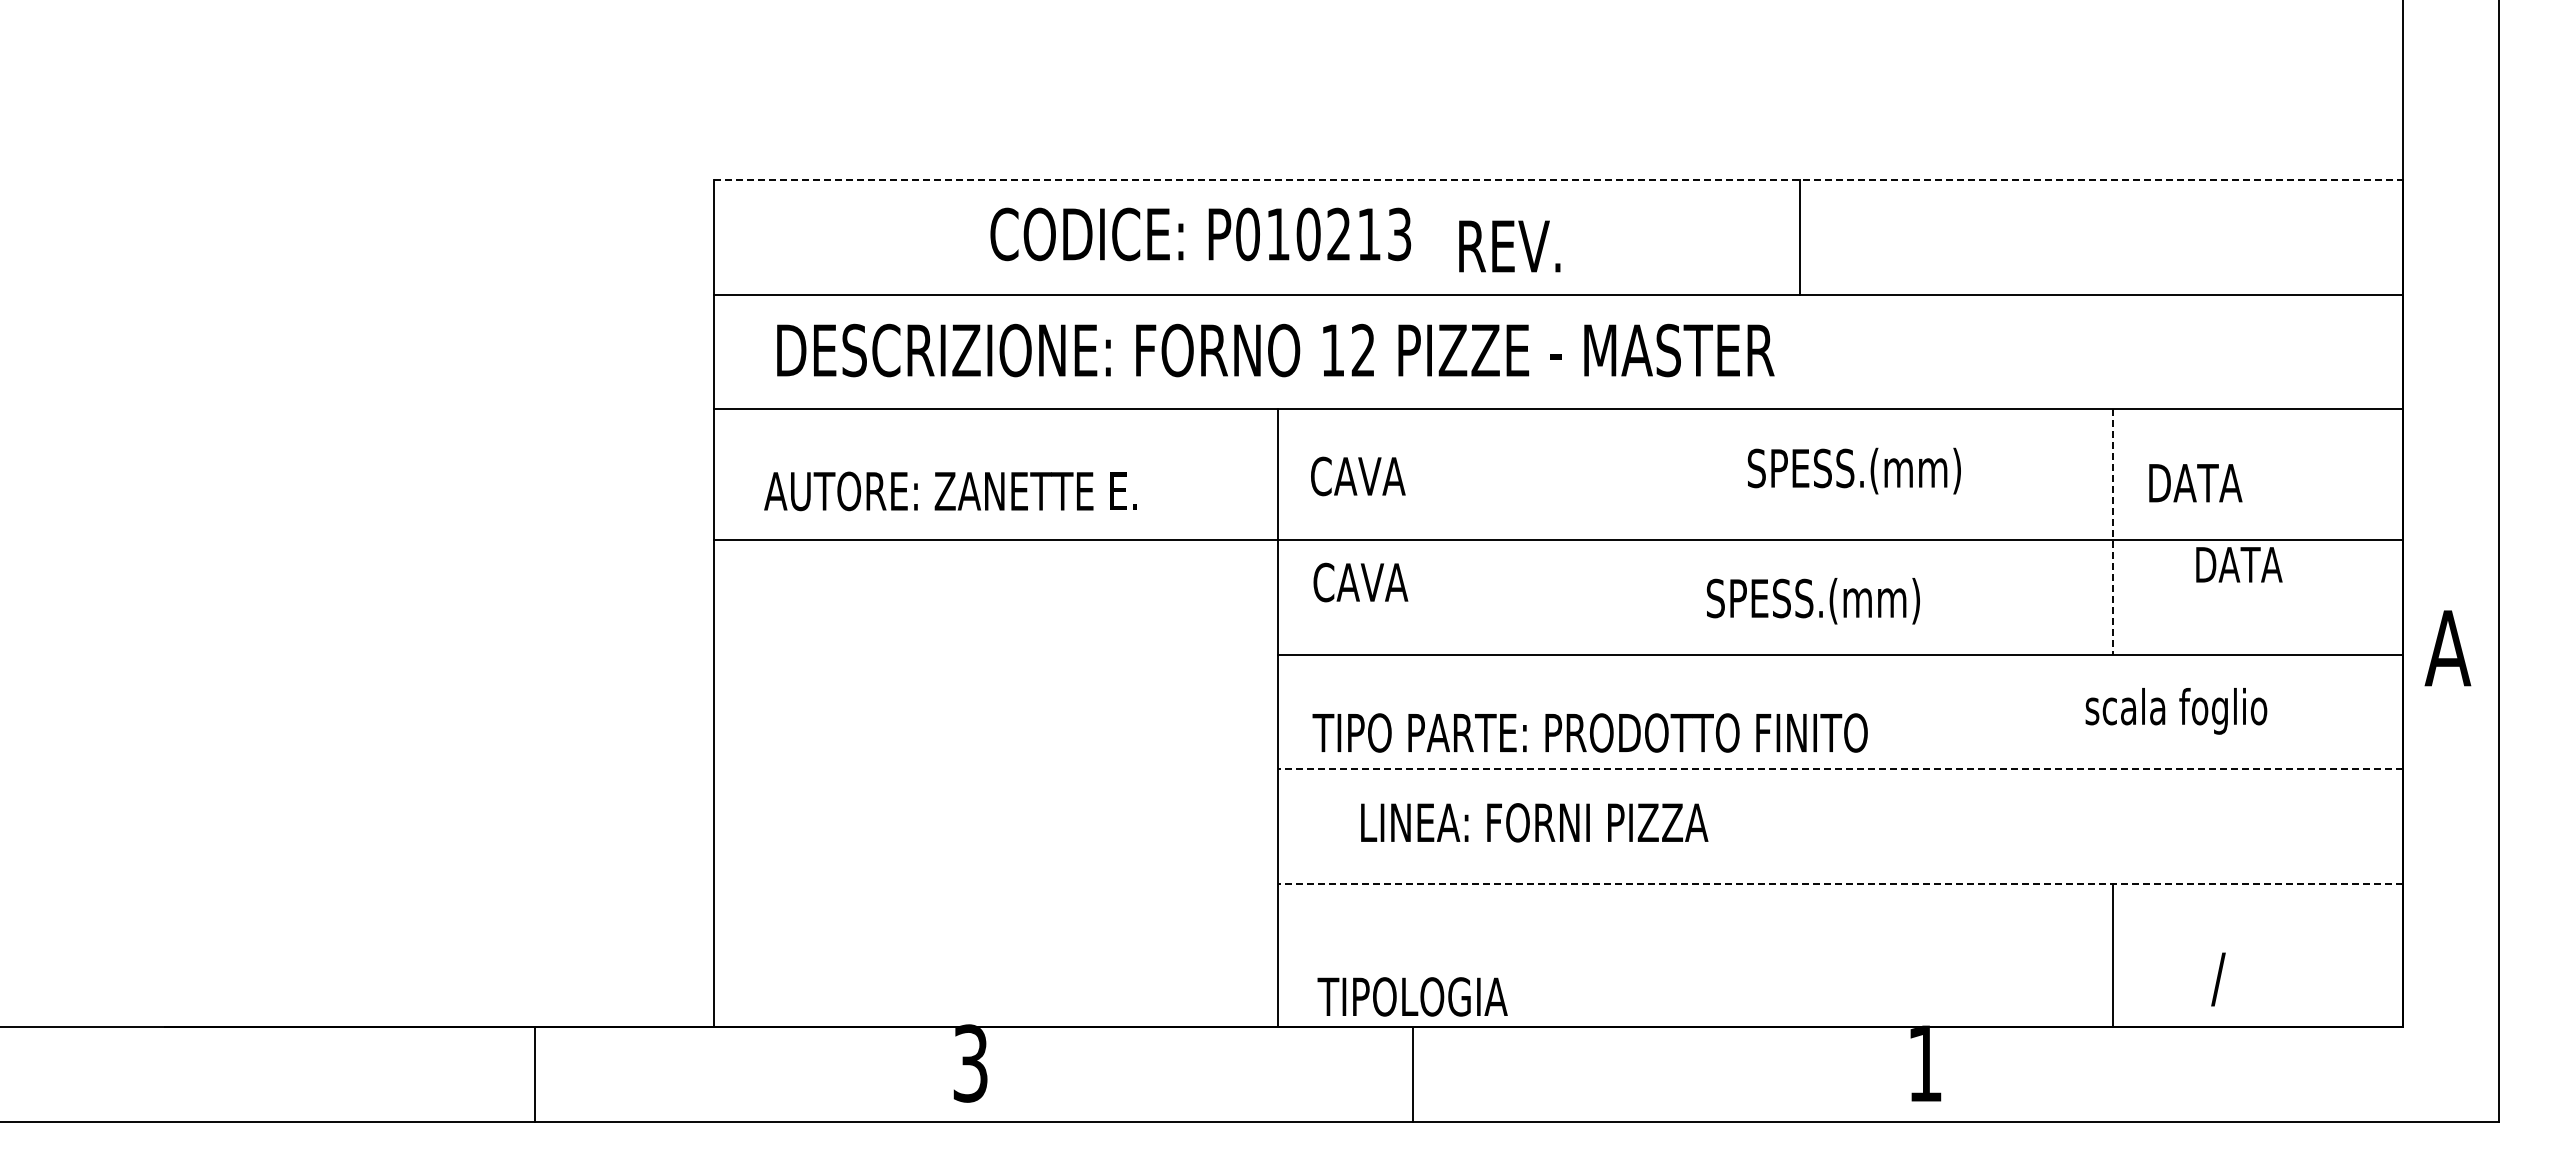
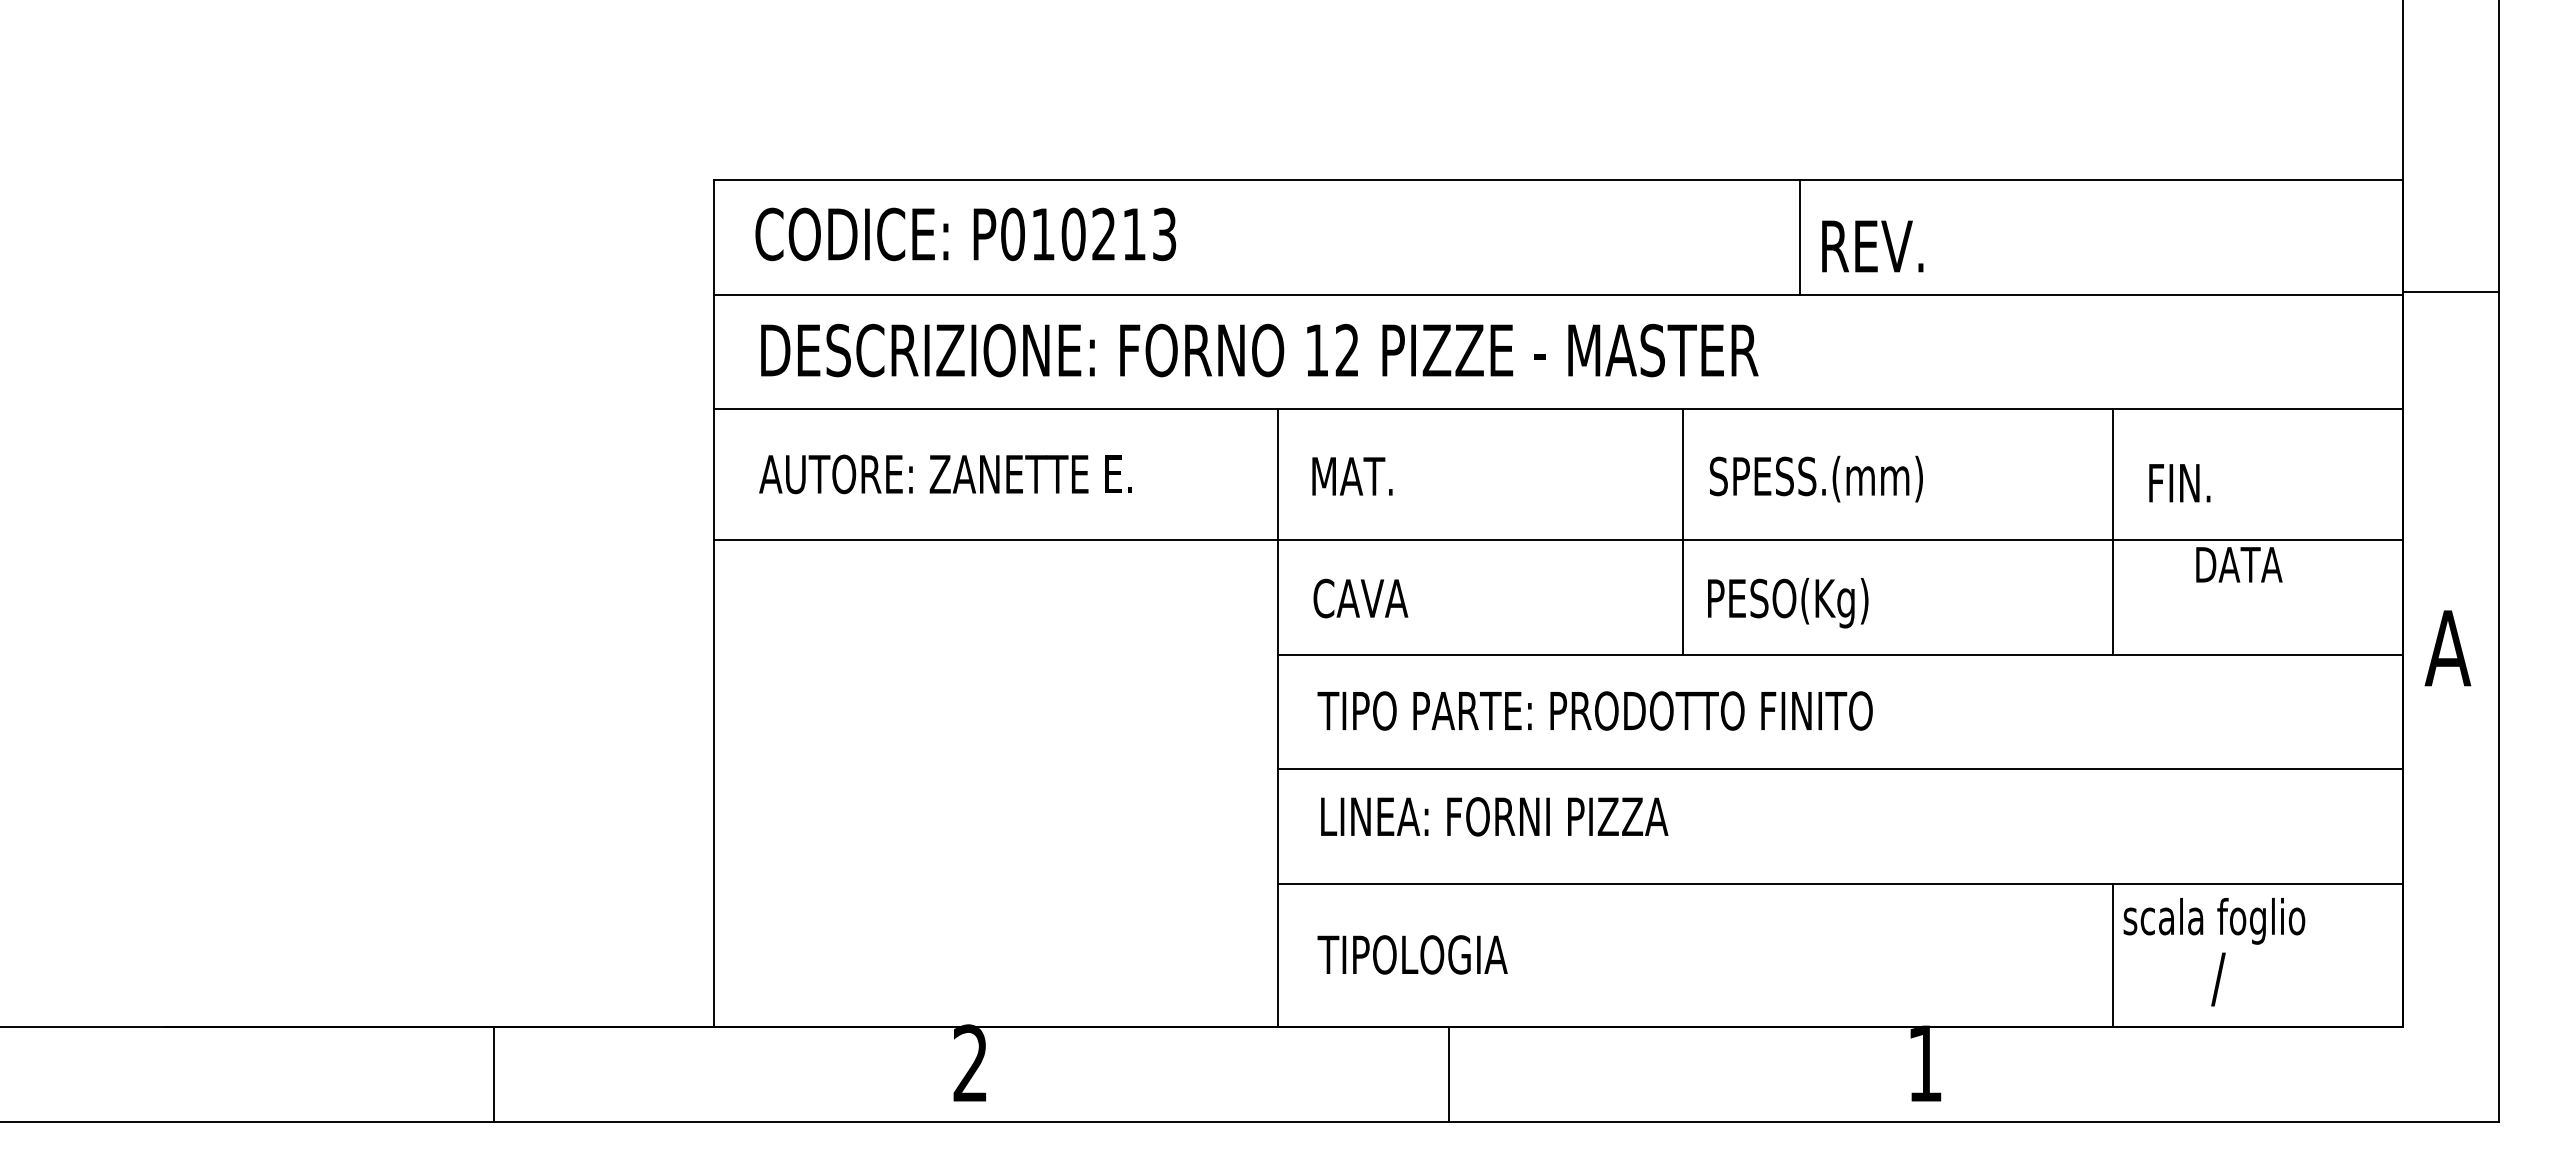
line: dashed -> solid (1558, 180)
text position: (1200, 234) -> (965, 234) (965, 234)
text position: (1509, 246) -> (1872, 246) (1872, 246)
line: none -> present (2450, 291)
text position: (1275, 350) -> (1259, 350) (1259, 350)
text position: (1853, 470) -> (1815, 478) (1815, 478)
text: CAVA -> MAT. (1358, 476)
text: DATA -> FIN. (2197, 483)
text position: (950, 491) -> (945, 474) (945, 474)
line: none -> present (1682, 531)
line: dashed -> solid (2112, 532)
text position: (1360, 582) -> (1360, 598) (1360, 598)
text: SPESS.(mm) -> PESO(Kg) (1812, 603)
text position: (2176, 711) -> (2214, 921) (2214, 921)
text position: (1589, 732) -> (1594, 710) (1594, 710)
line: dashed -> solid (1840, 769)
text position: (1534, 822) -> (1494, 816) (1494, 816)
line: dashed -> solid (1840, 883)
text position: (1412, 996) -> (1412, 954) (1412, 954)
text: 3 -> 2 (970, 1063)
line position: (535, 1074) -> (494, 1074) (494, 1074)
line position: (1412, 1074) -> (1448, 1074) (1448, 1074)
